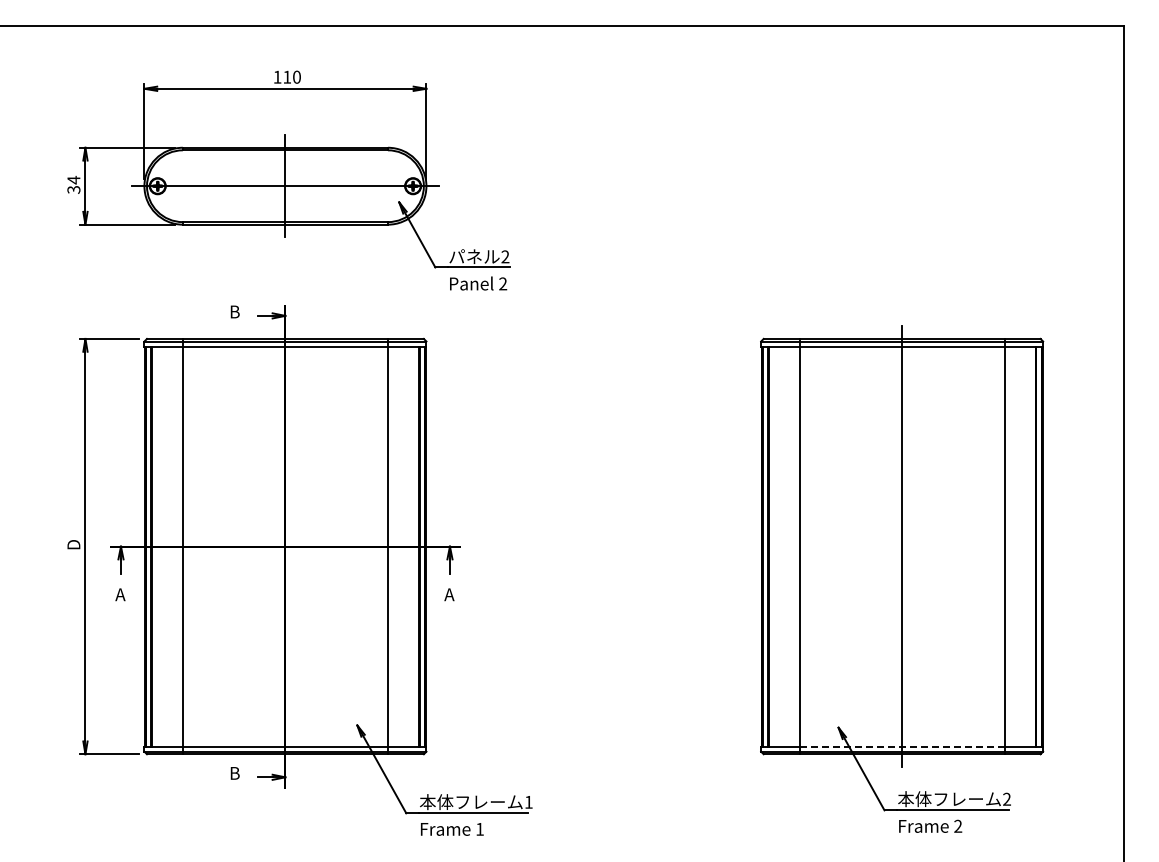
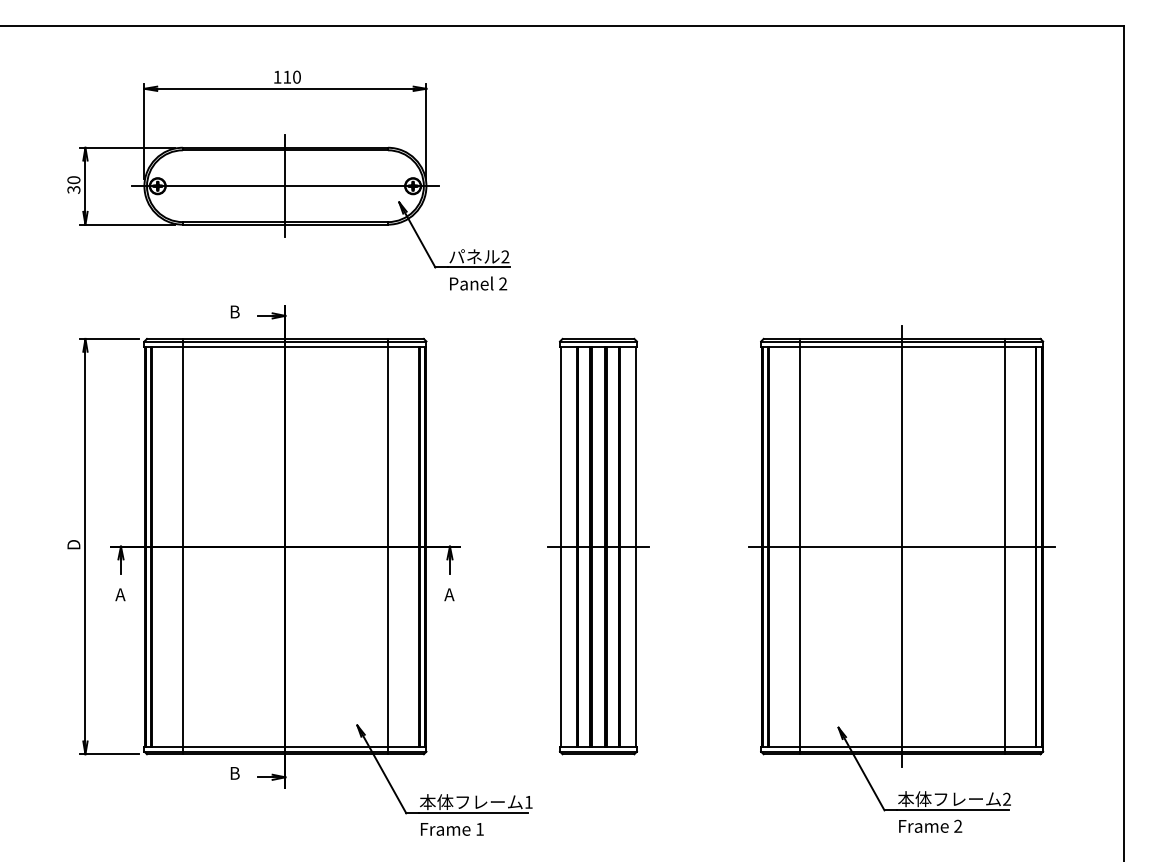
text: 34 -> 30 (73, 179)
part: none -> present (598, 546)
line: none -> present (901, 546)
line: dashed -> solid (902, 746)
